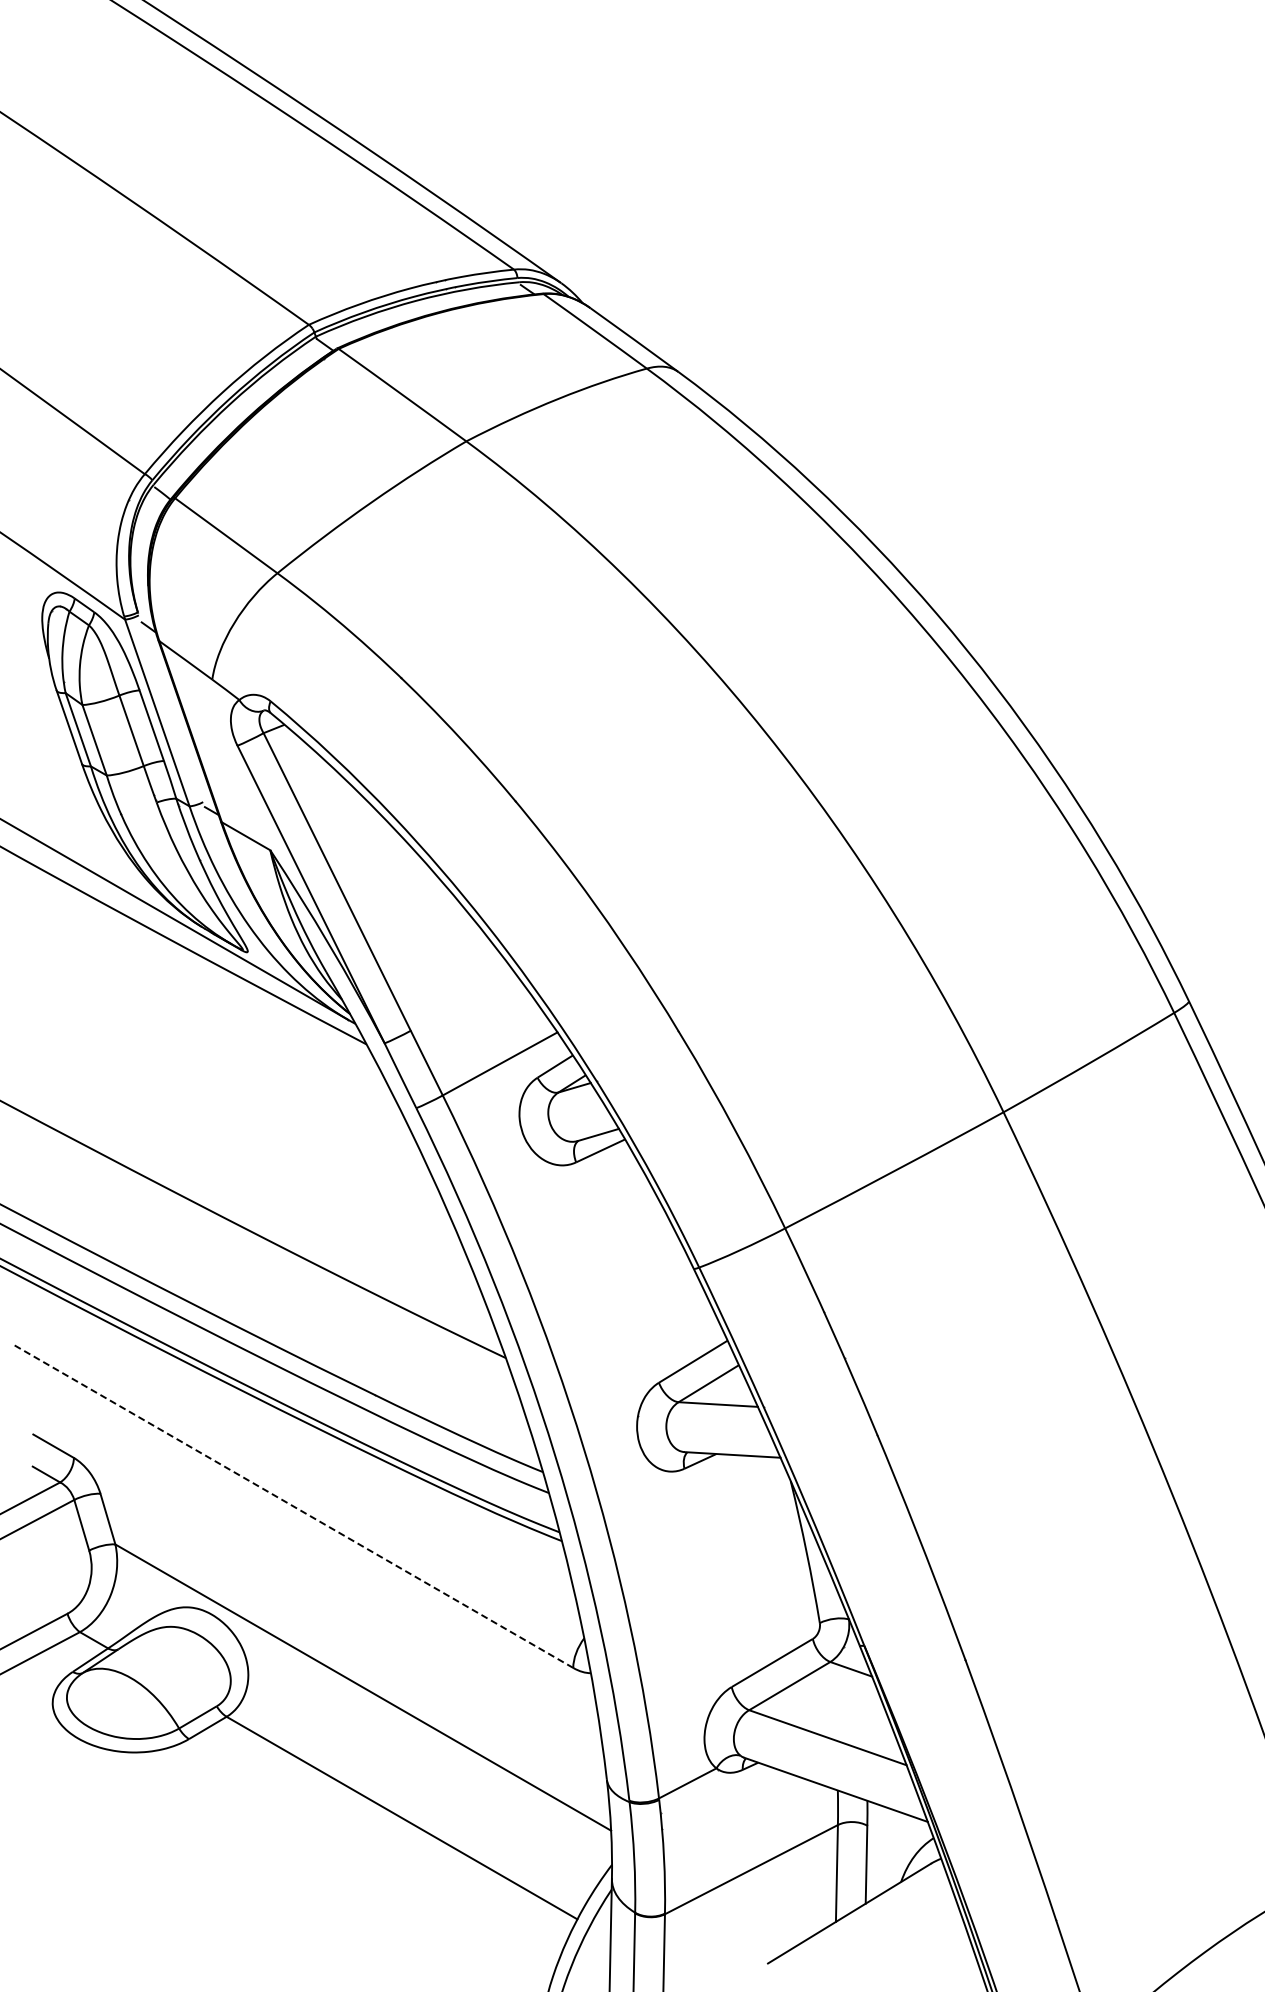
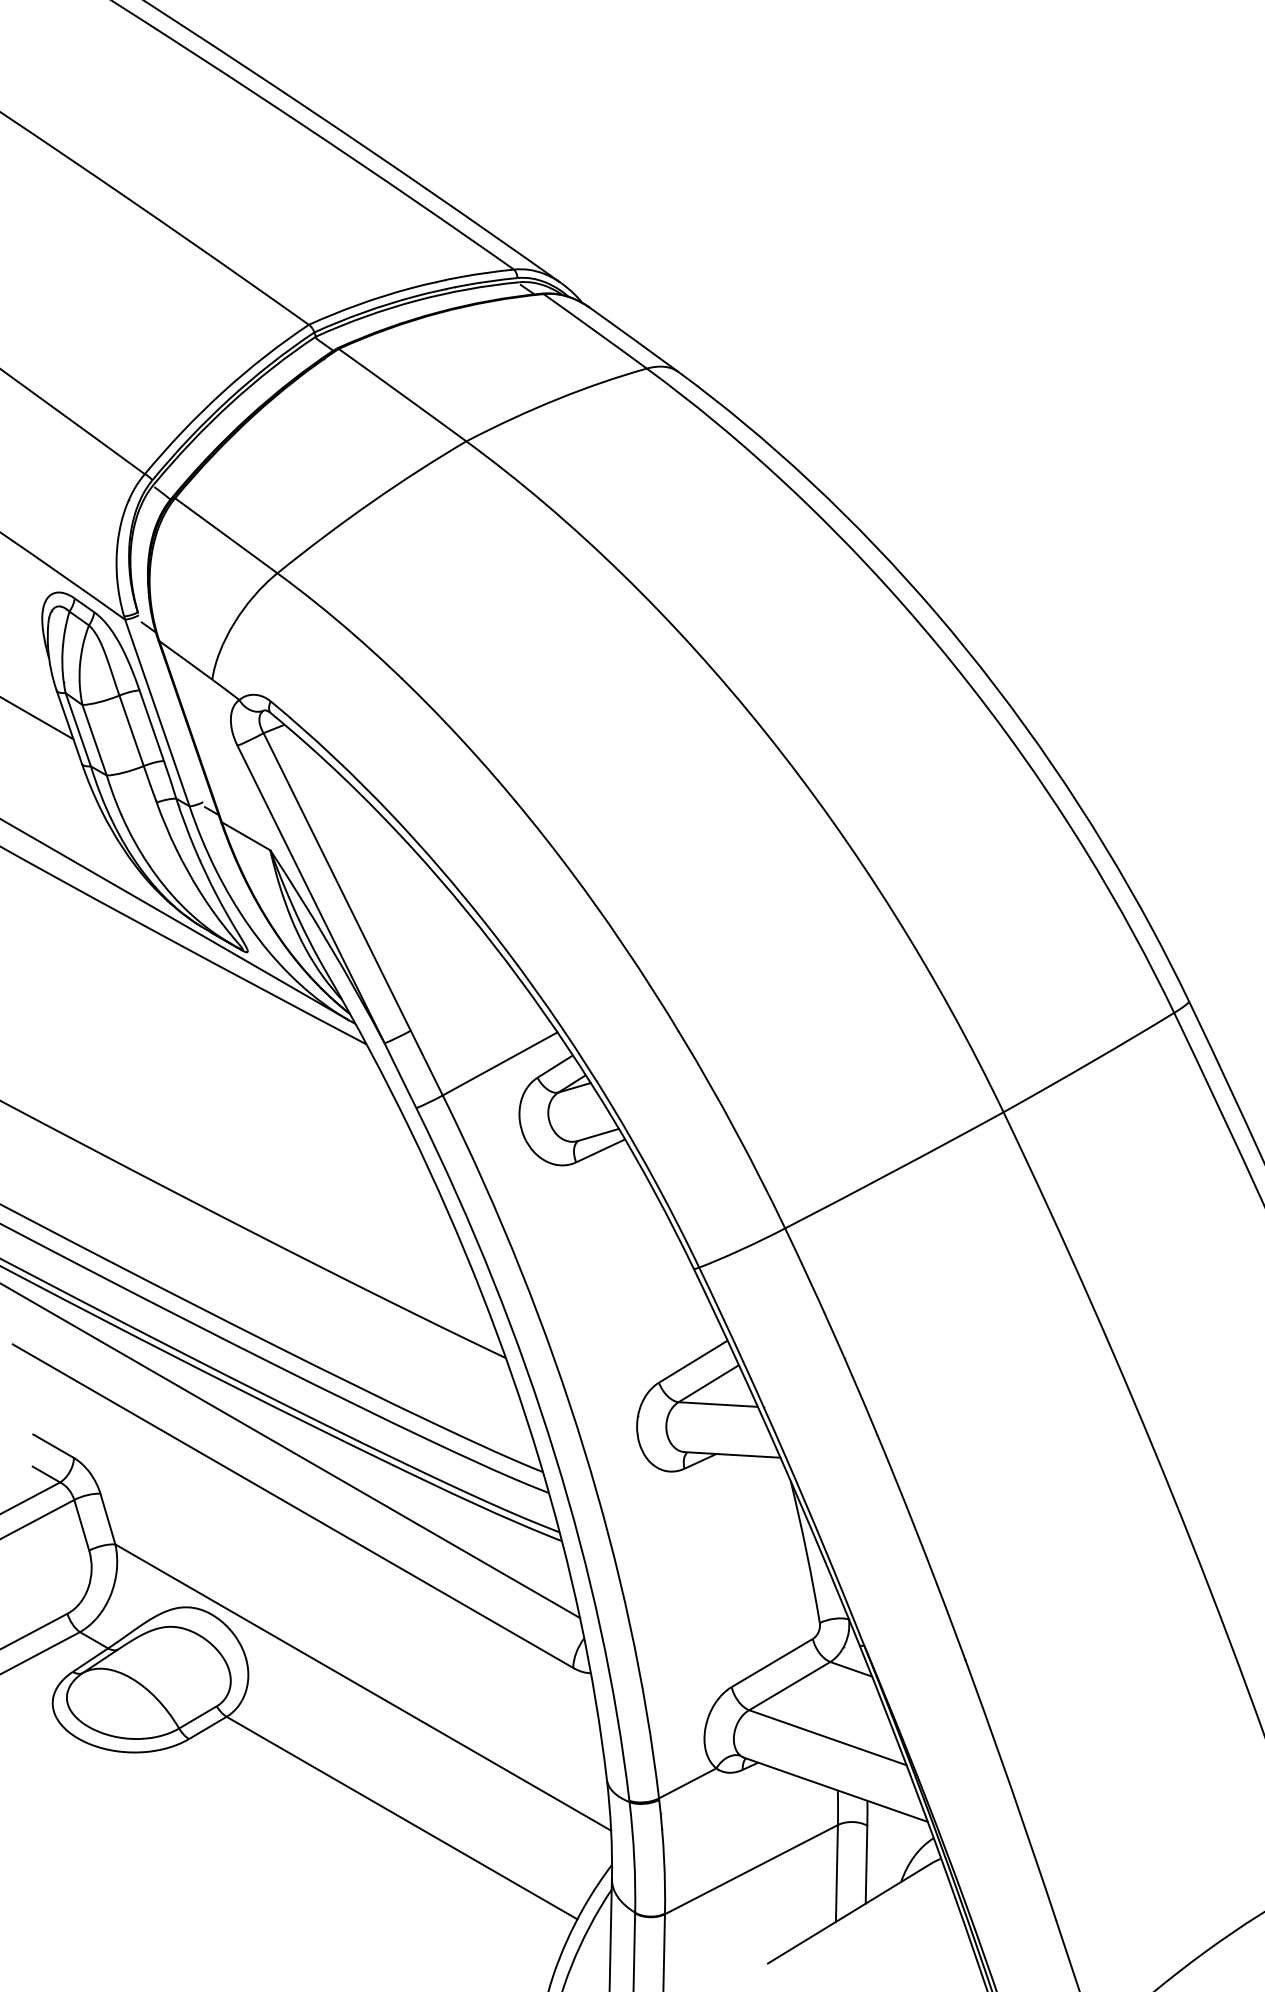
line: none -> present (37, 718)
line: none -> present (291, 1451)
line: dashed -> solid (293, 1506)
